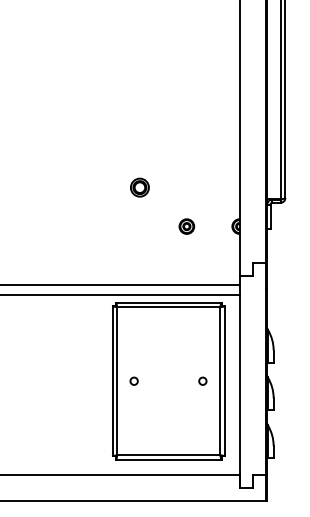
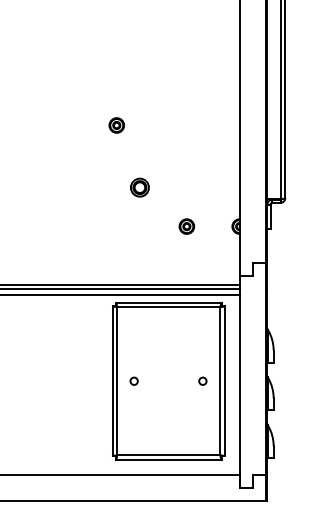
part: none -> present (116, 125)
line: none -> present (120, 289)
